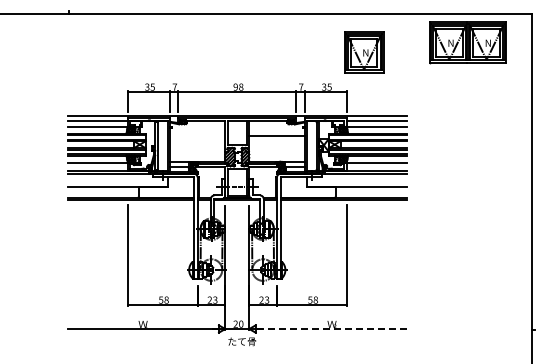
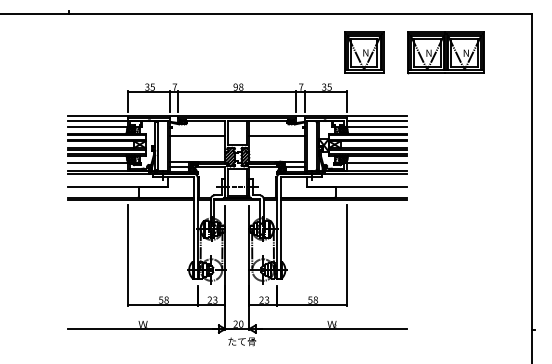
part position: (467, 42) -> (445, 52) (445, 52)
line: none -> present (197, 135)
line: dashed -> solid (332, 329)
